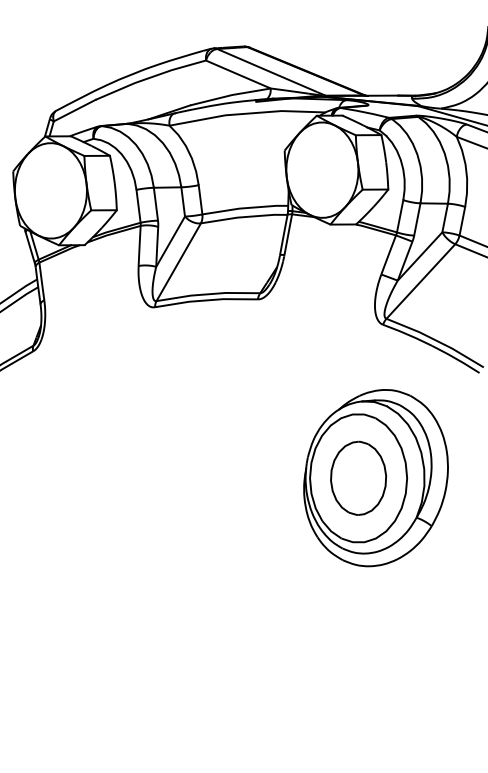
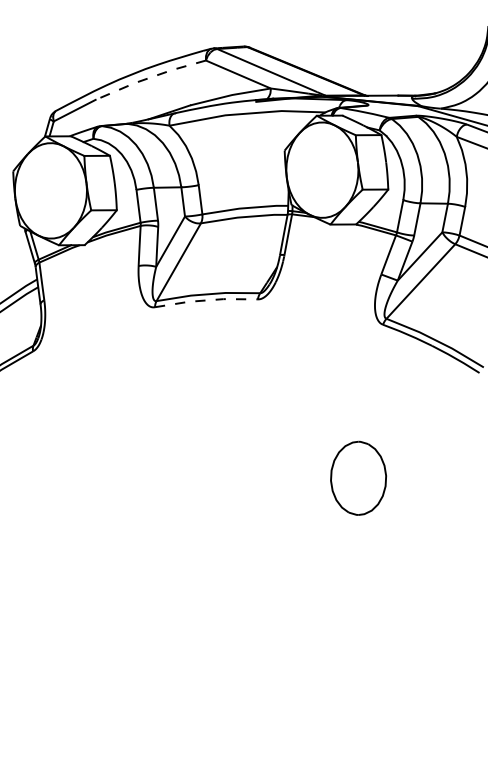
line: solid -> dashed (149, 77)
line: solid -> dashed (206, 300)
part: present -> none (375, 478)
